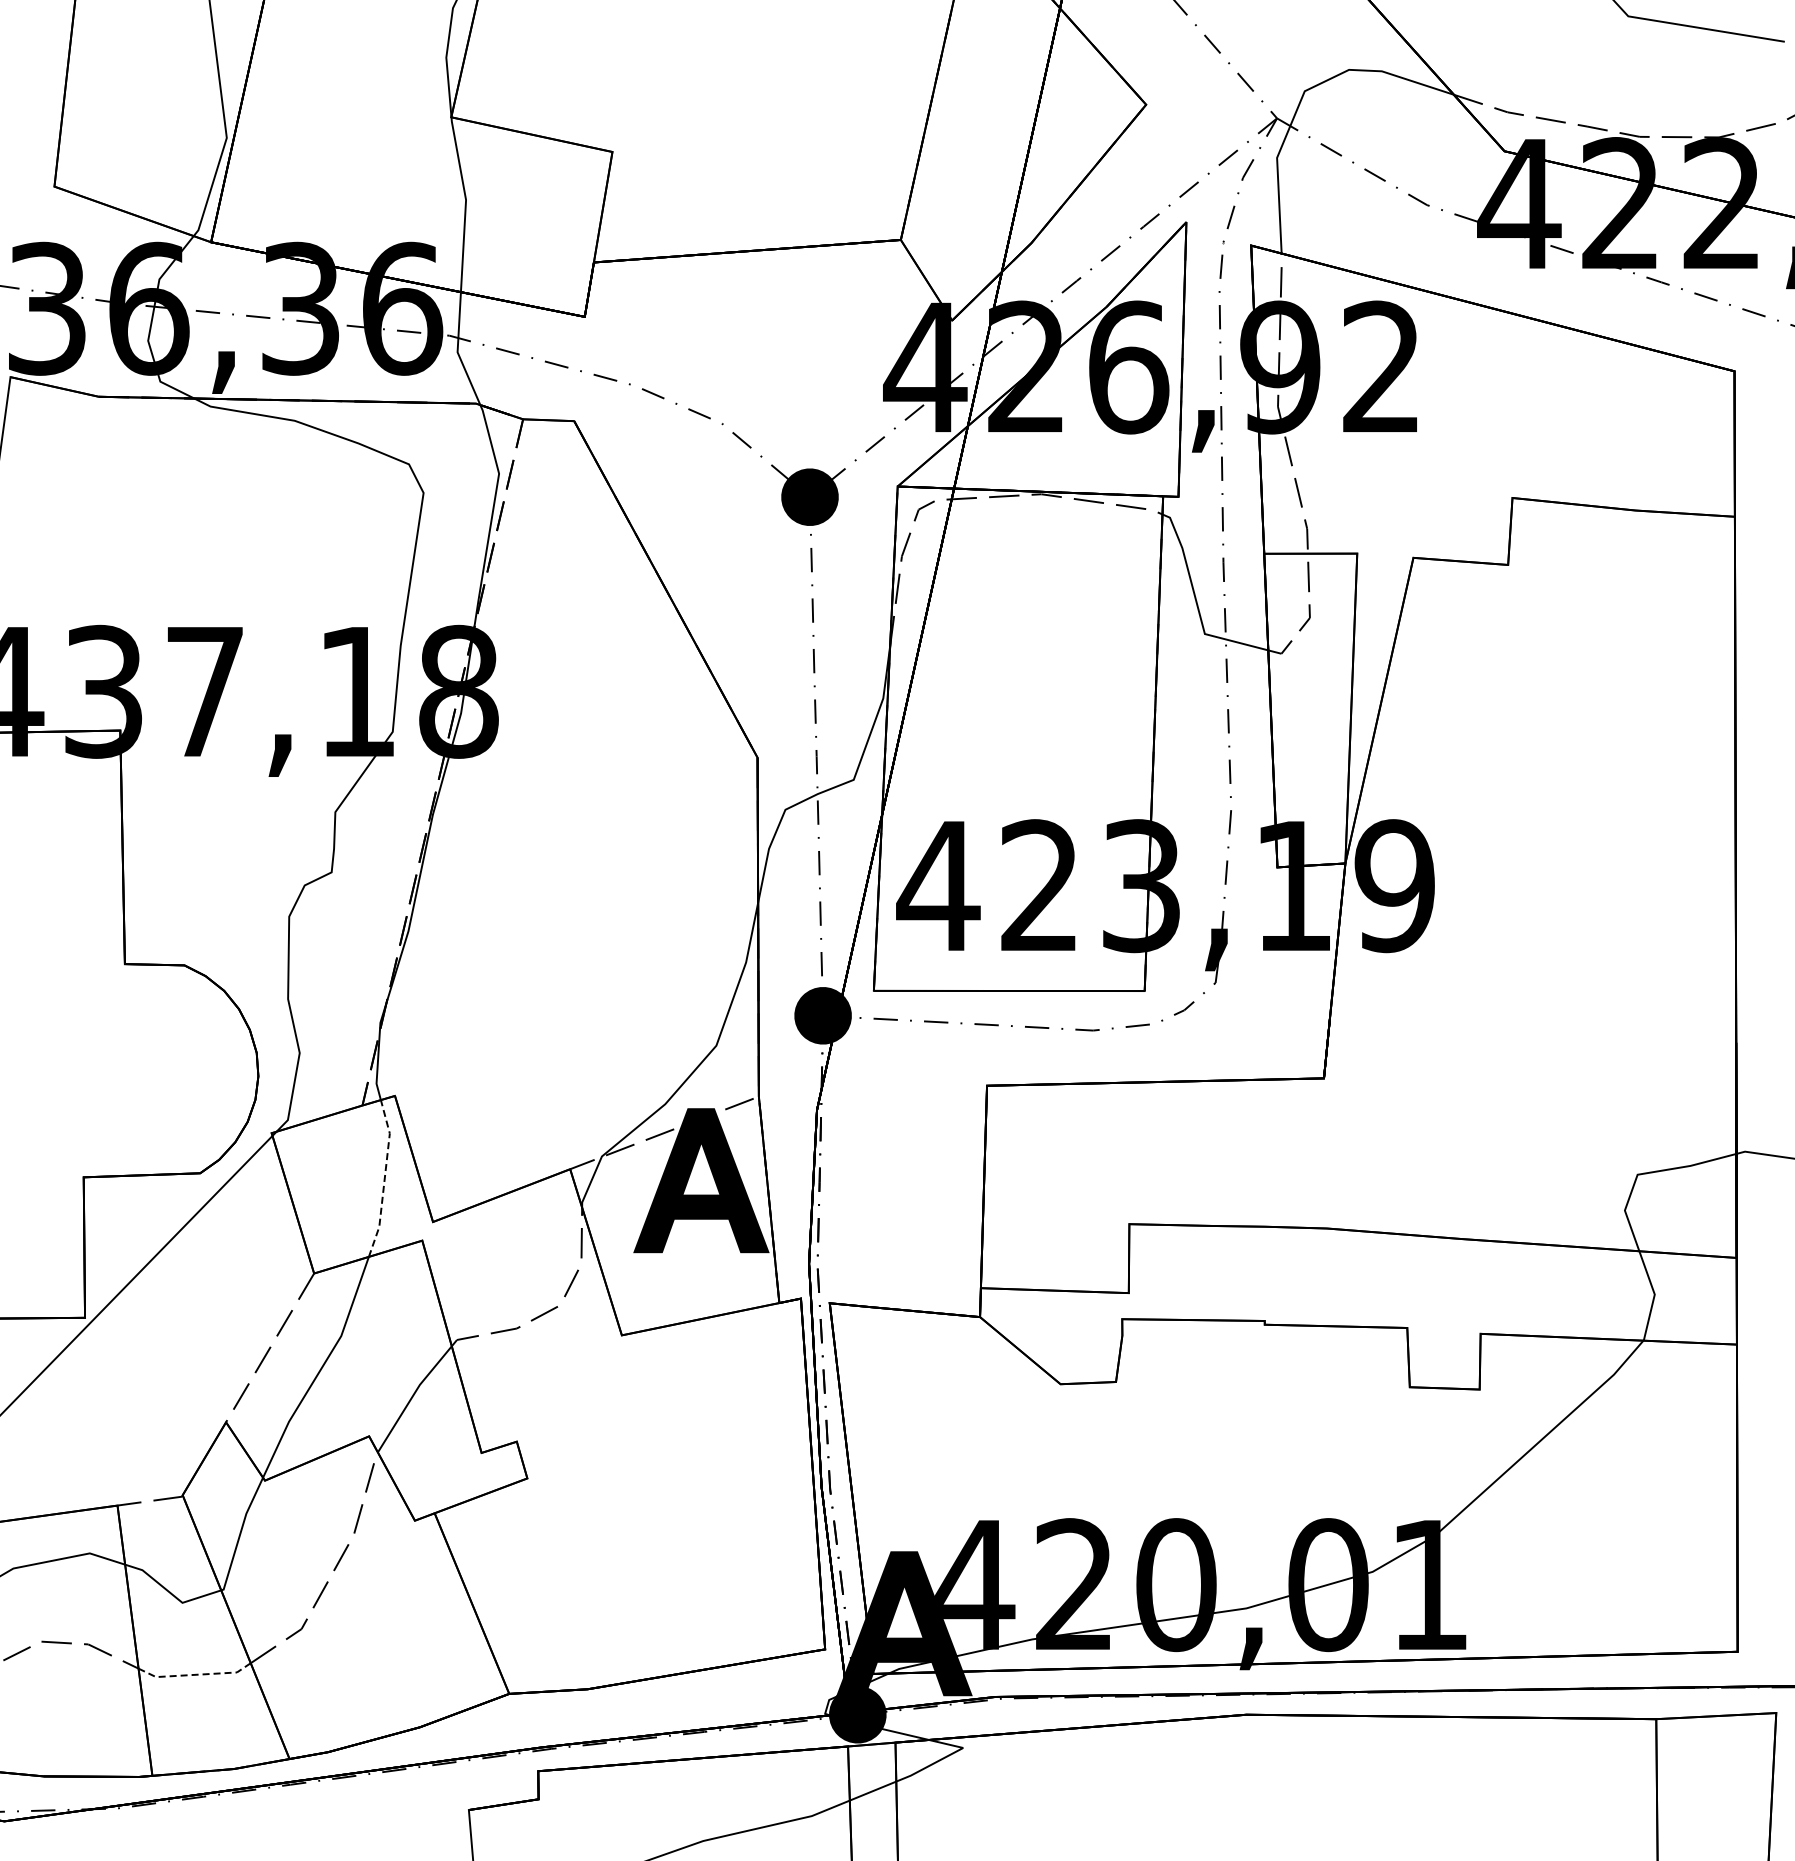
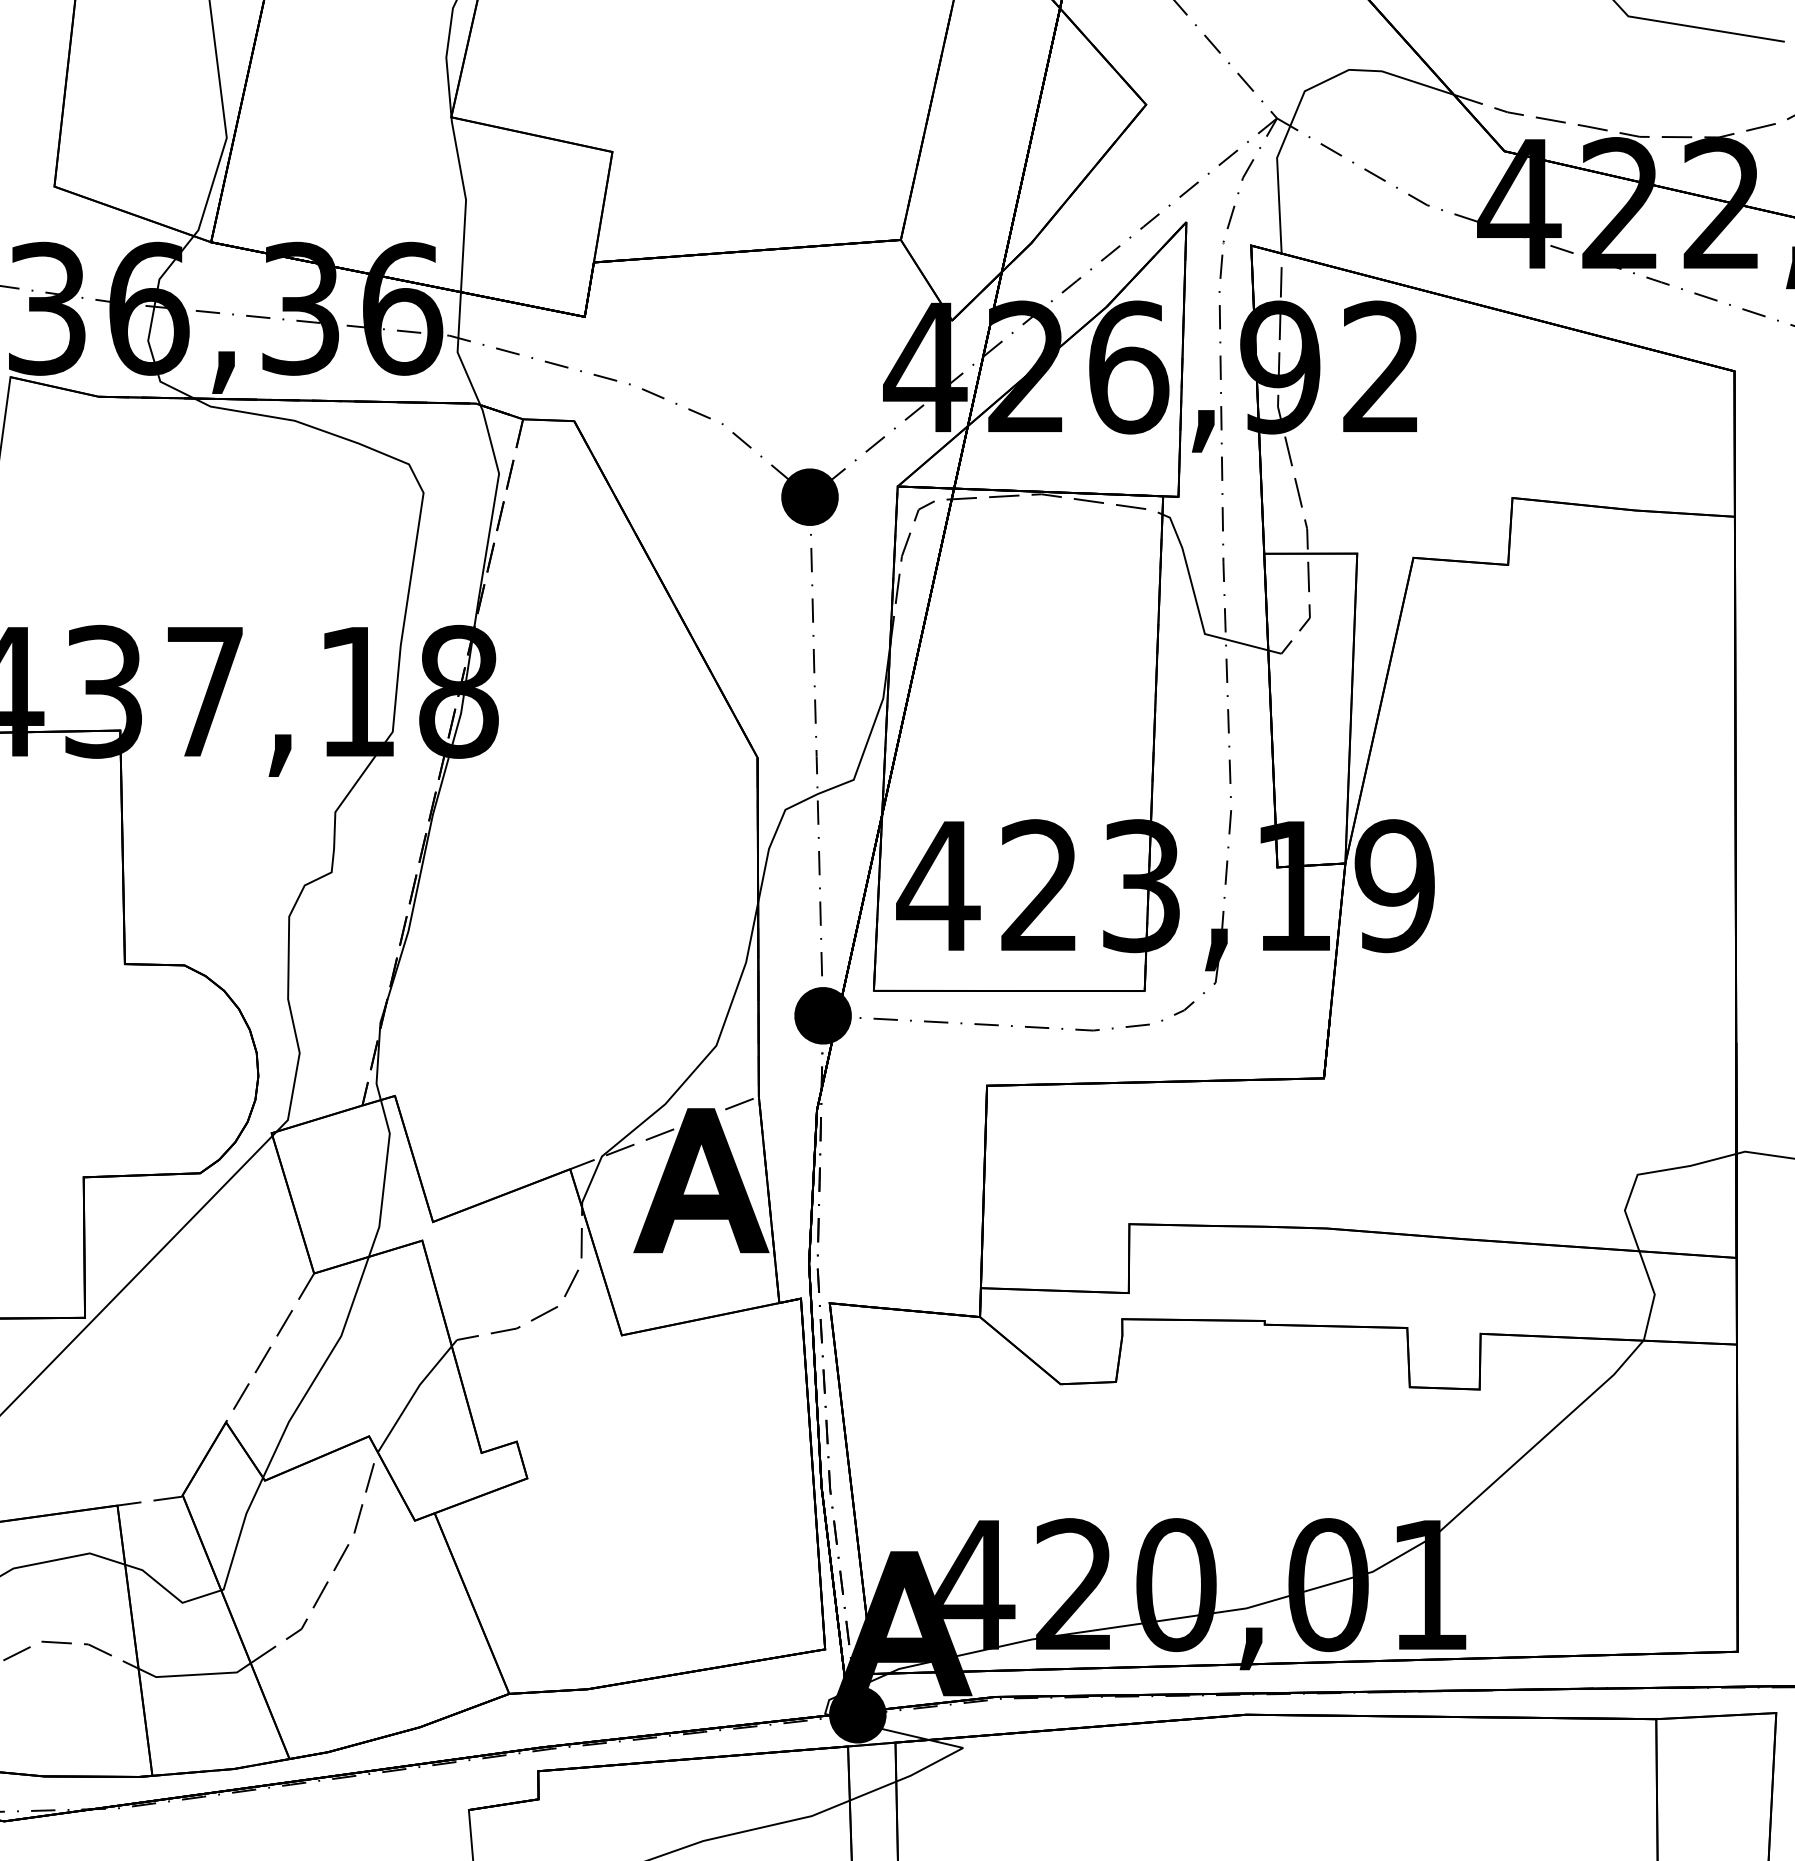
line: dashed -> solid (384, 1178)
line: dashed -> solid (195, 1674)
